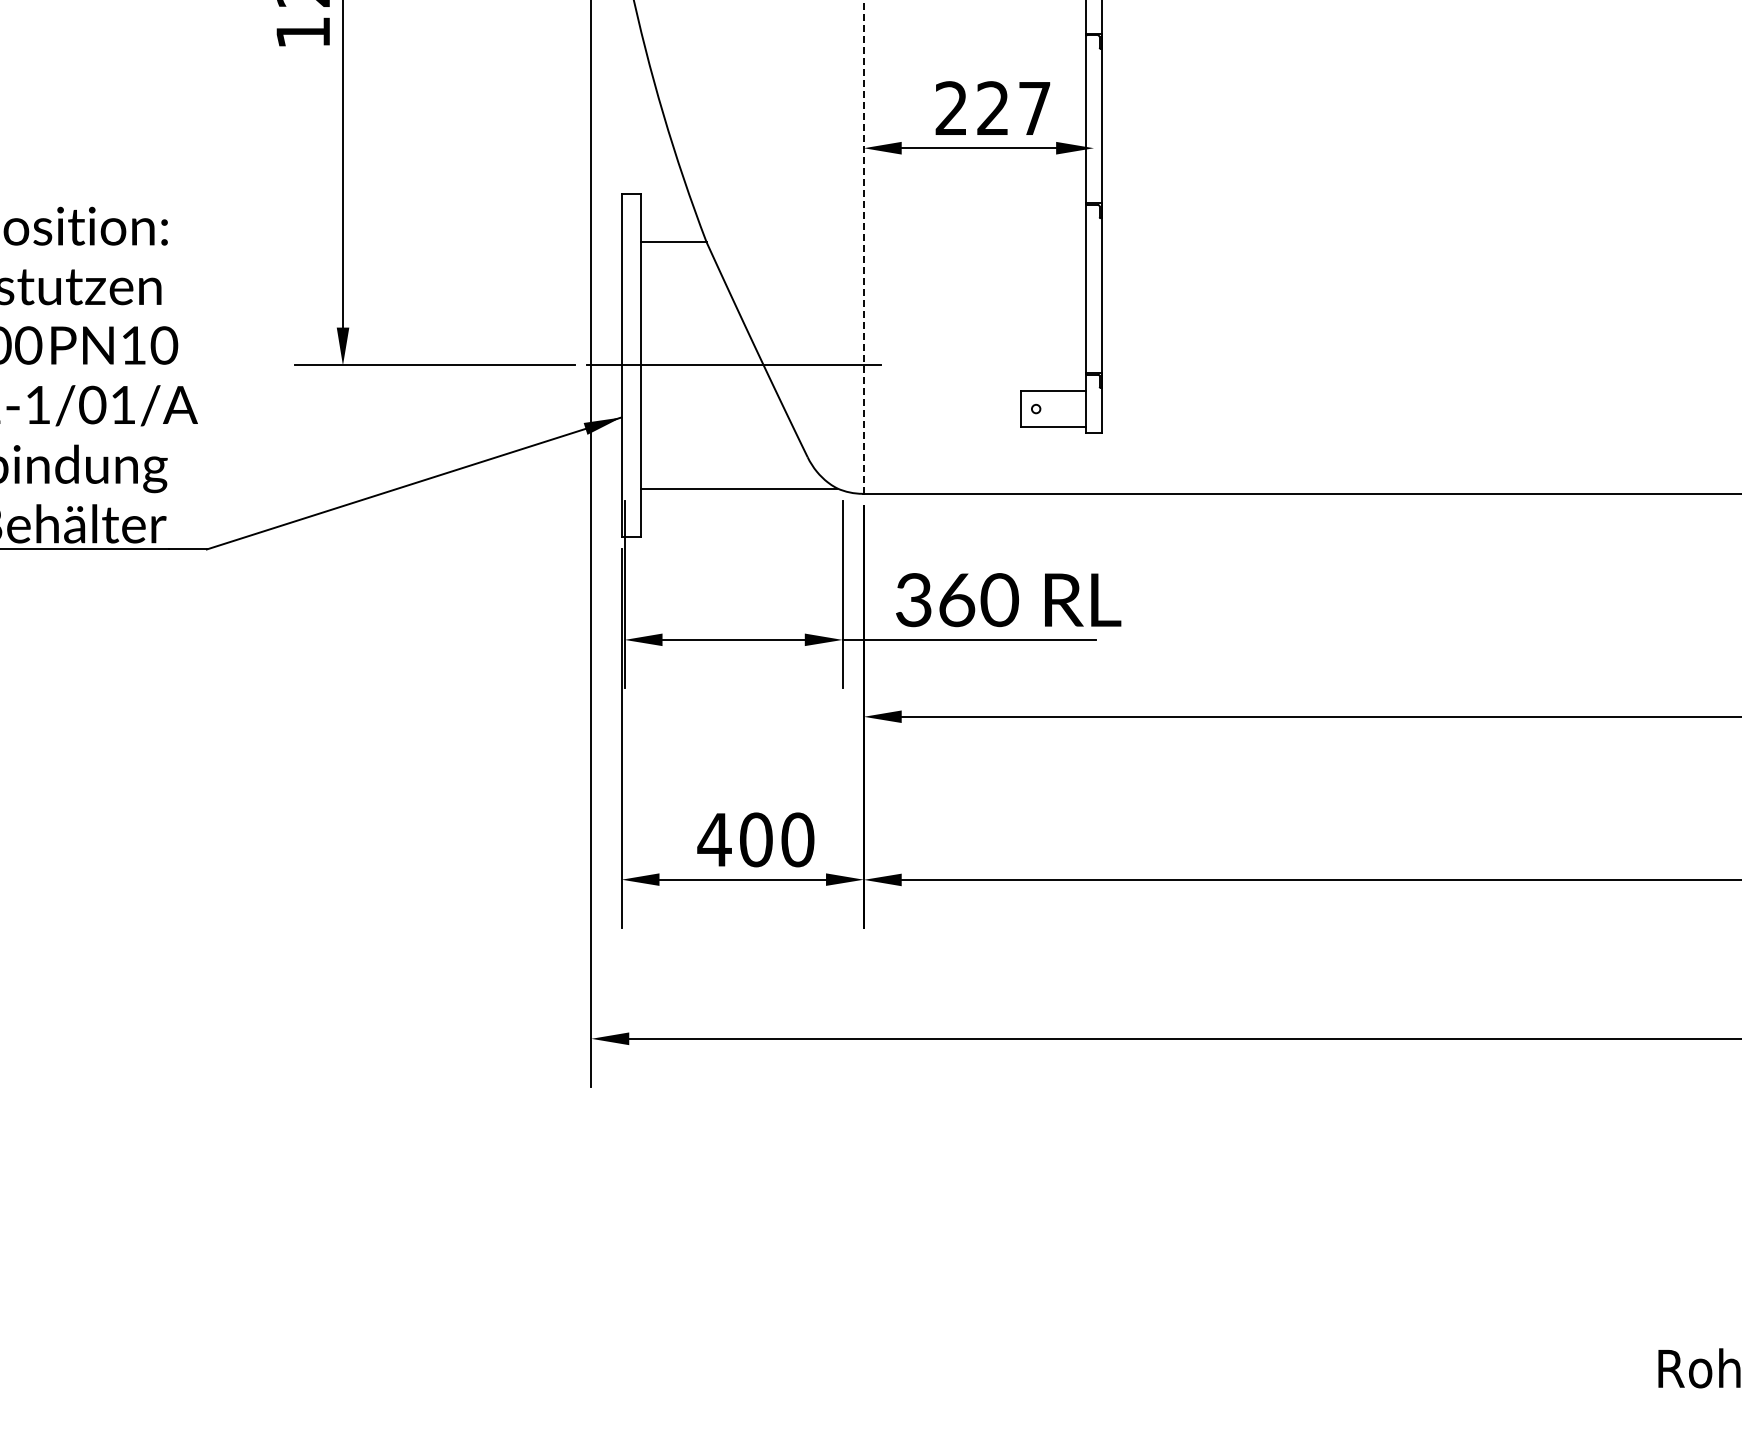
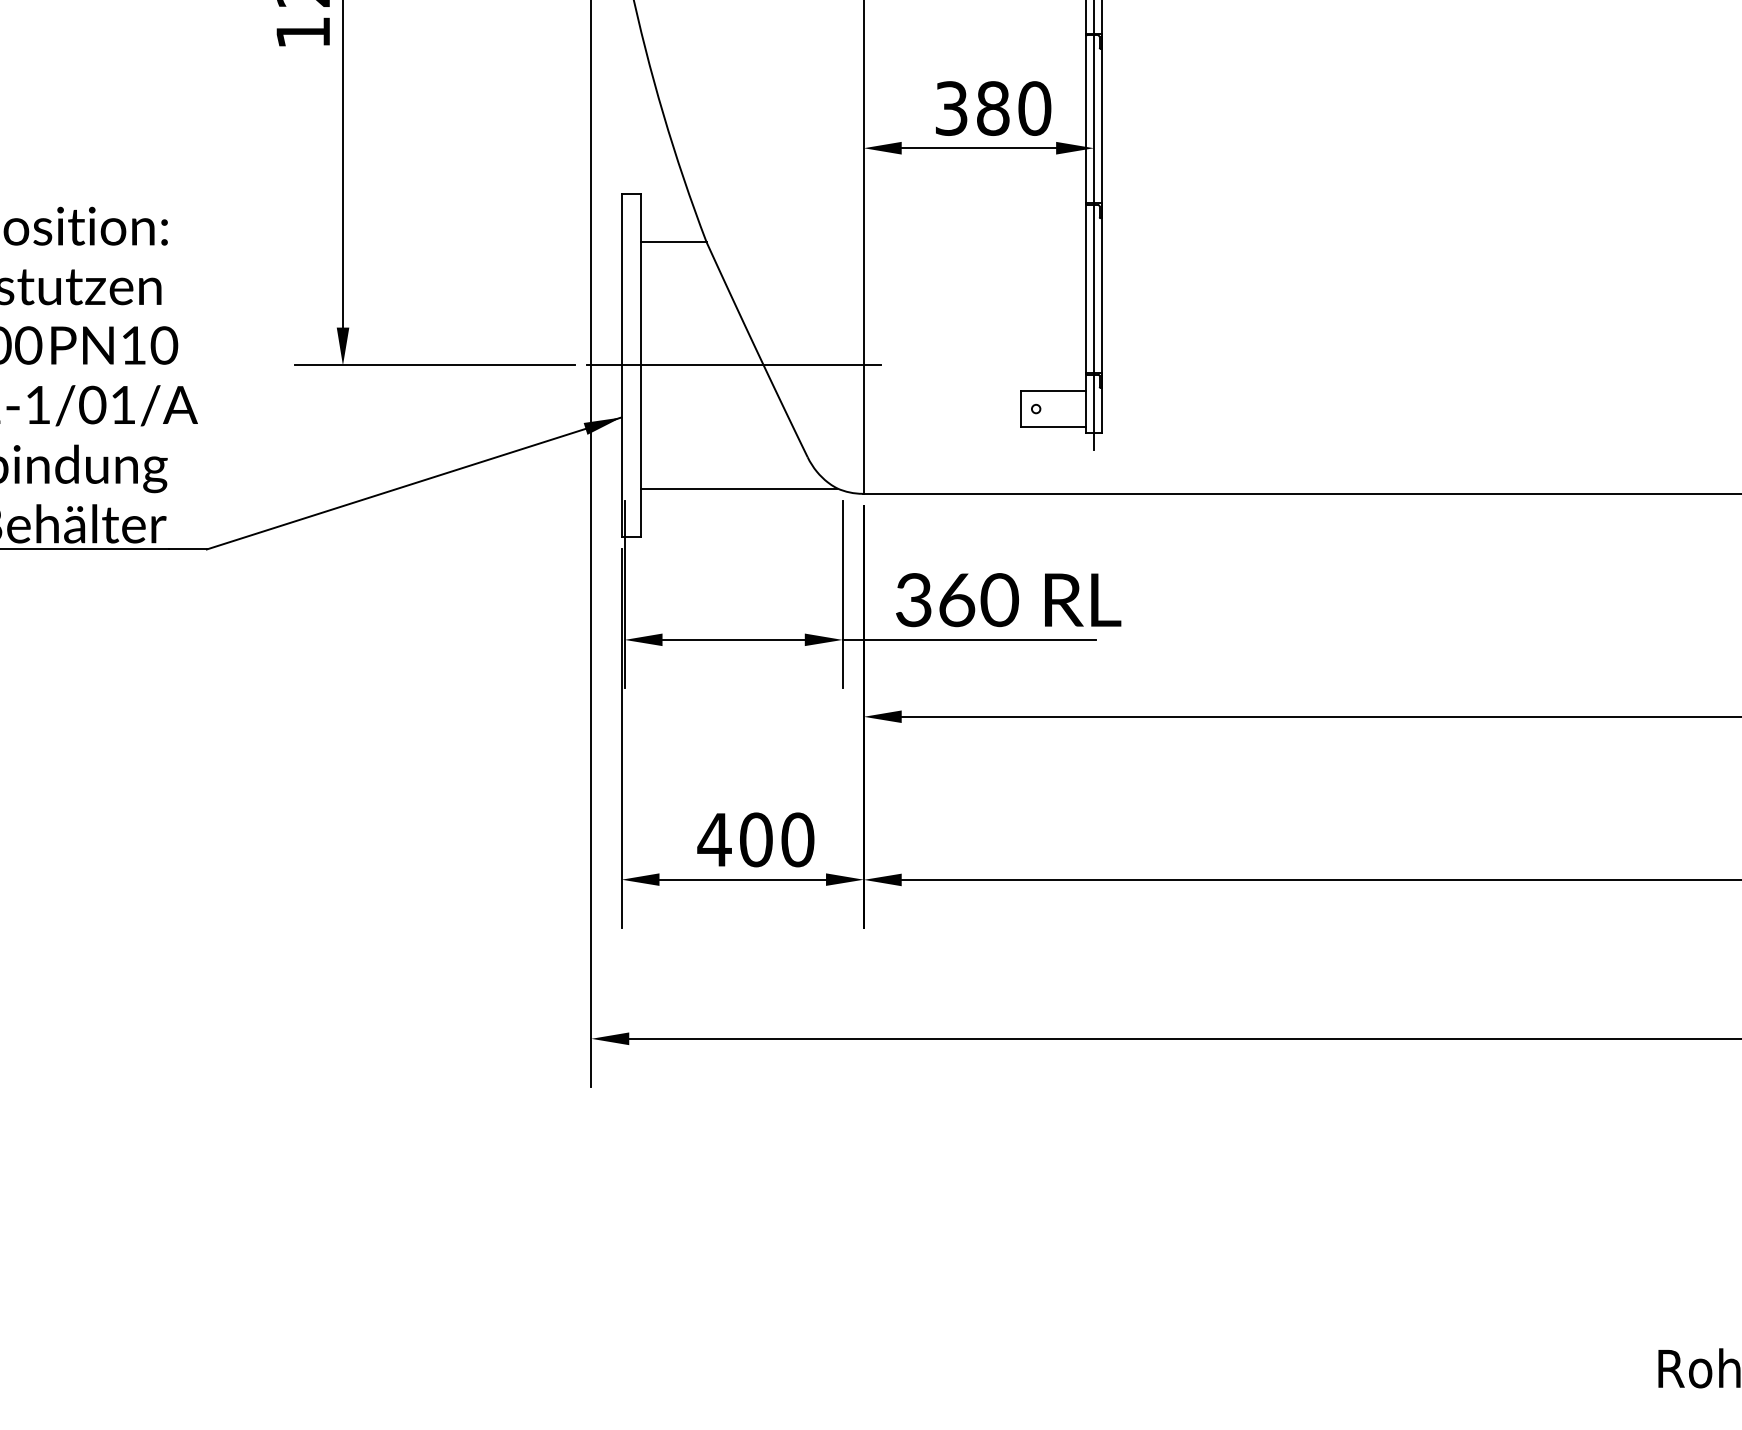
text: 227 -> 380 (993, 108)
line: none -> present (1093, 225)
line: dashed -> solid (863, 246)
